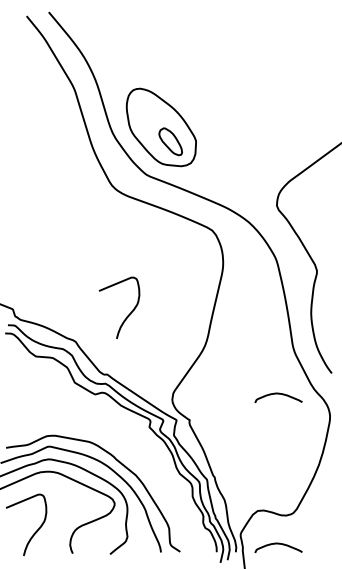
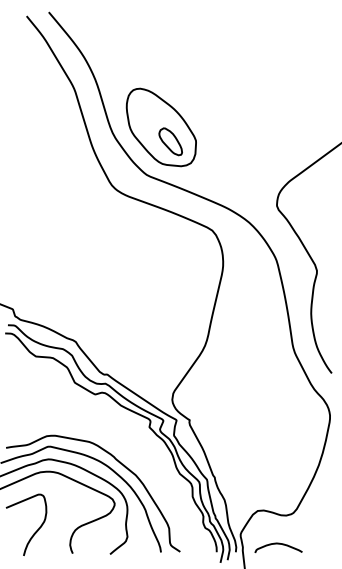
curve: present -> none (127, 315)
curve: present -> none (278, 394)
